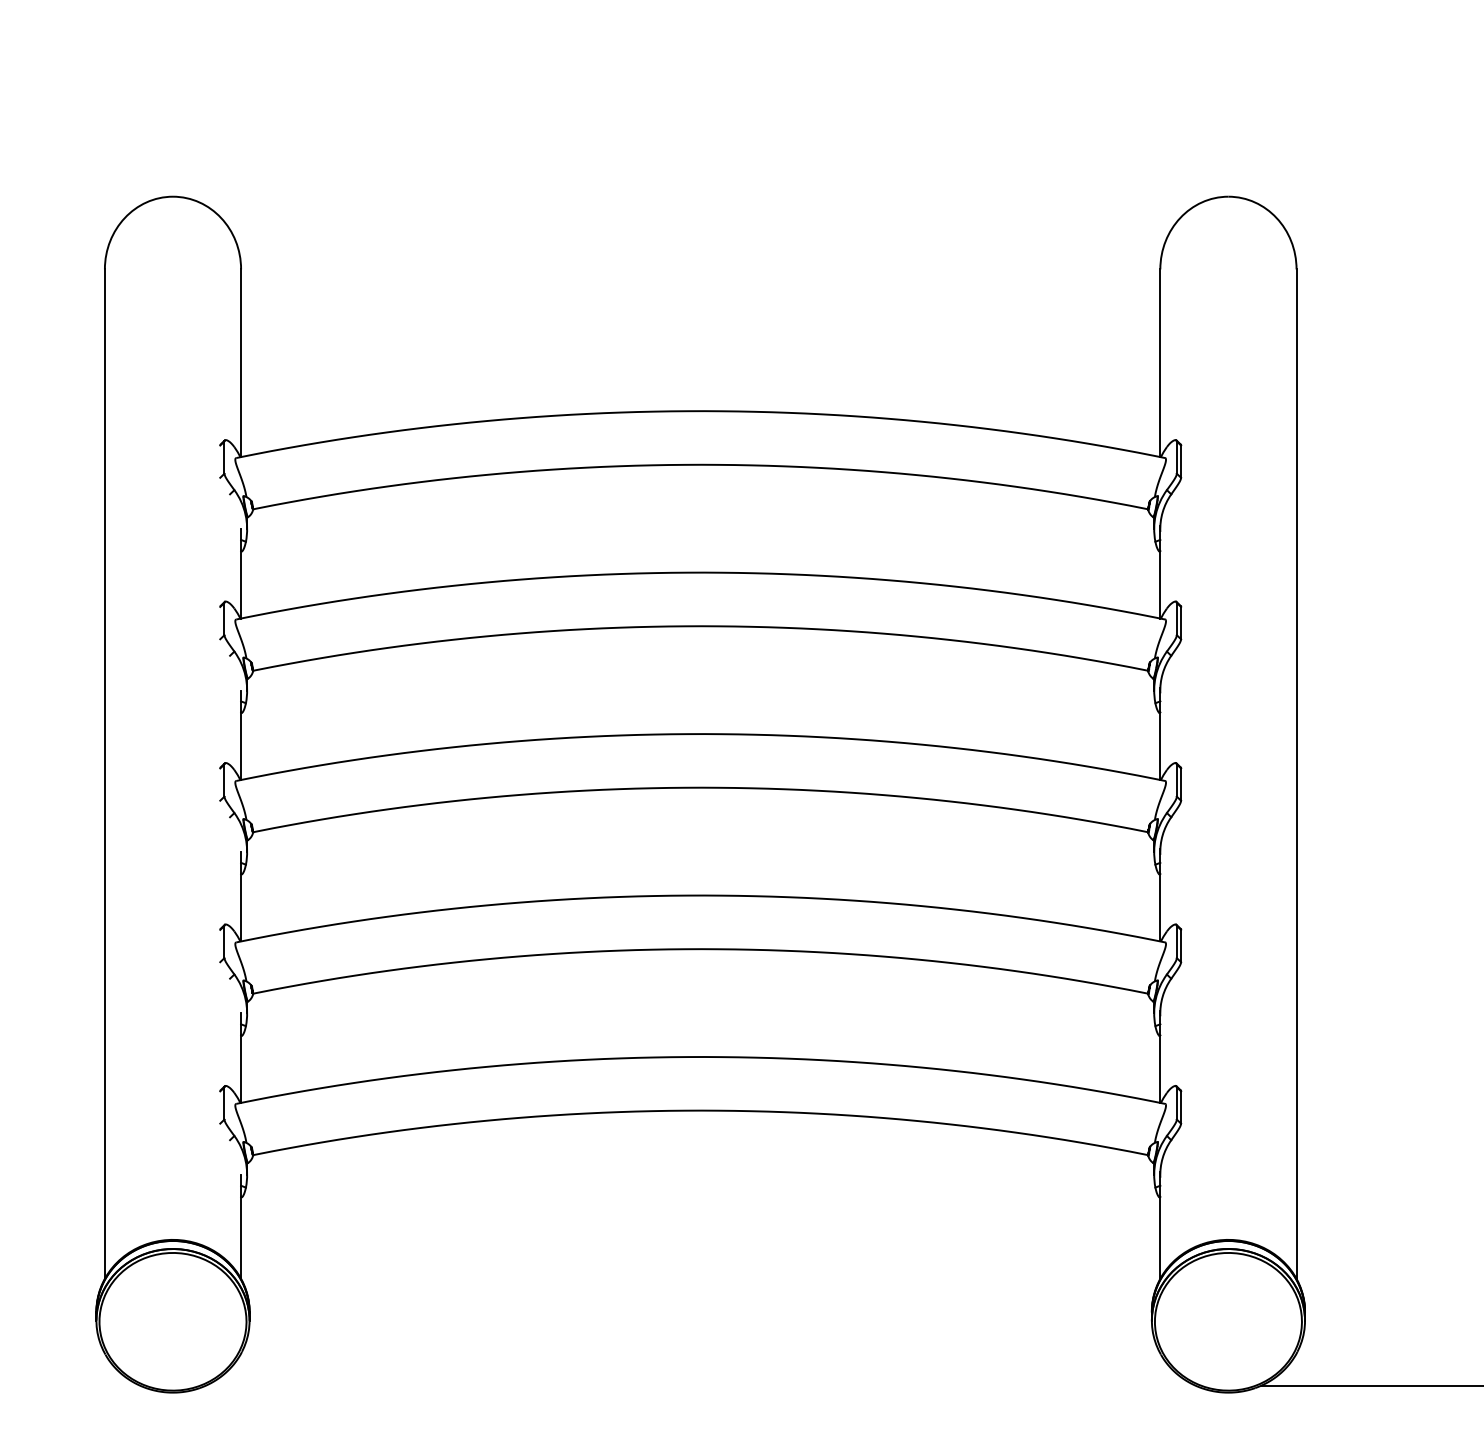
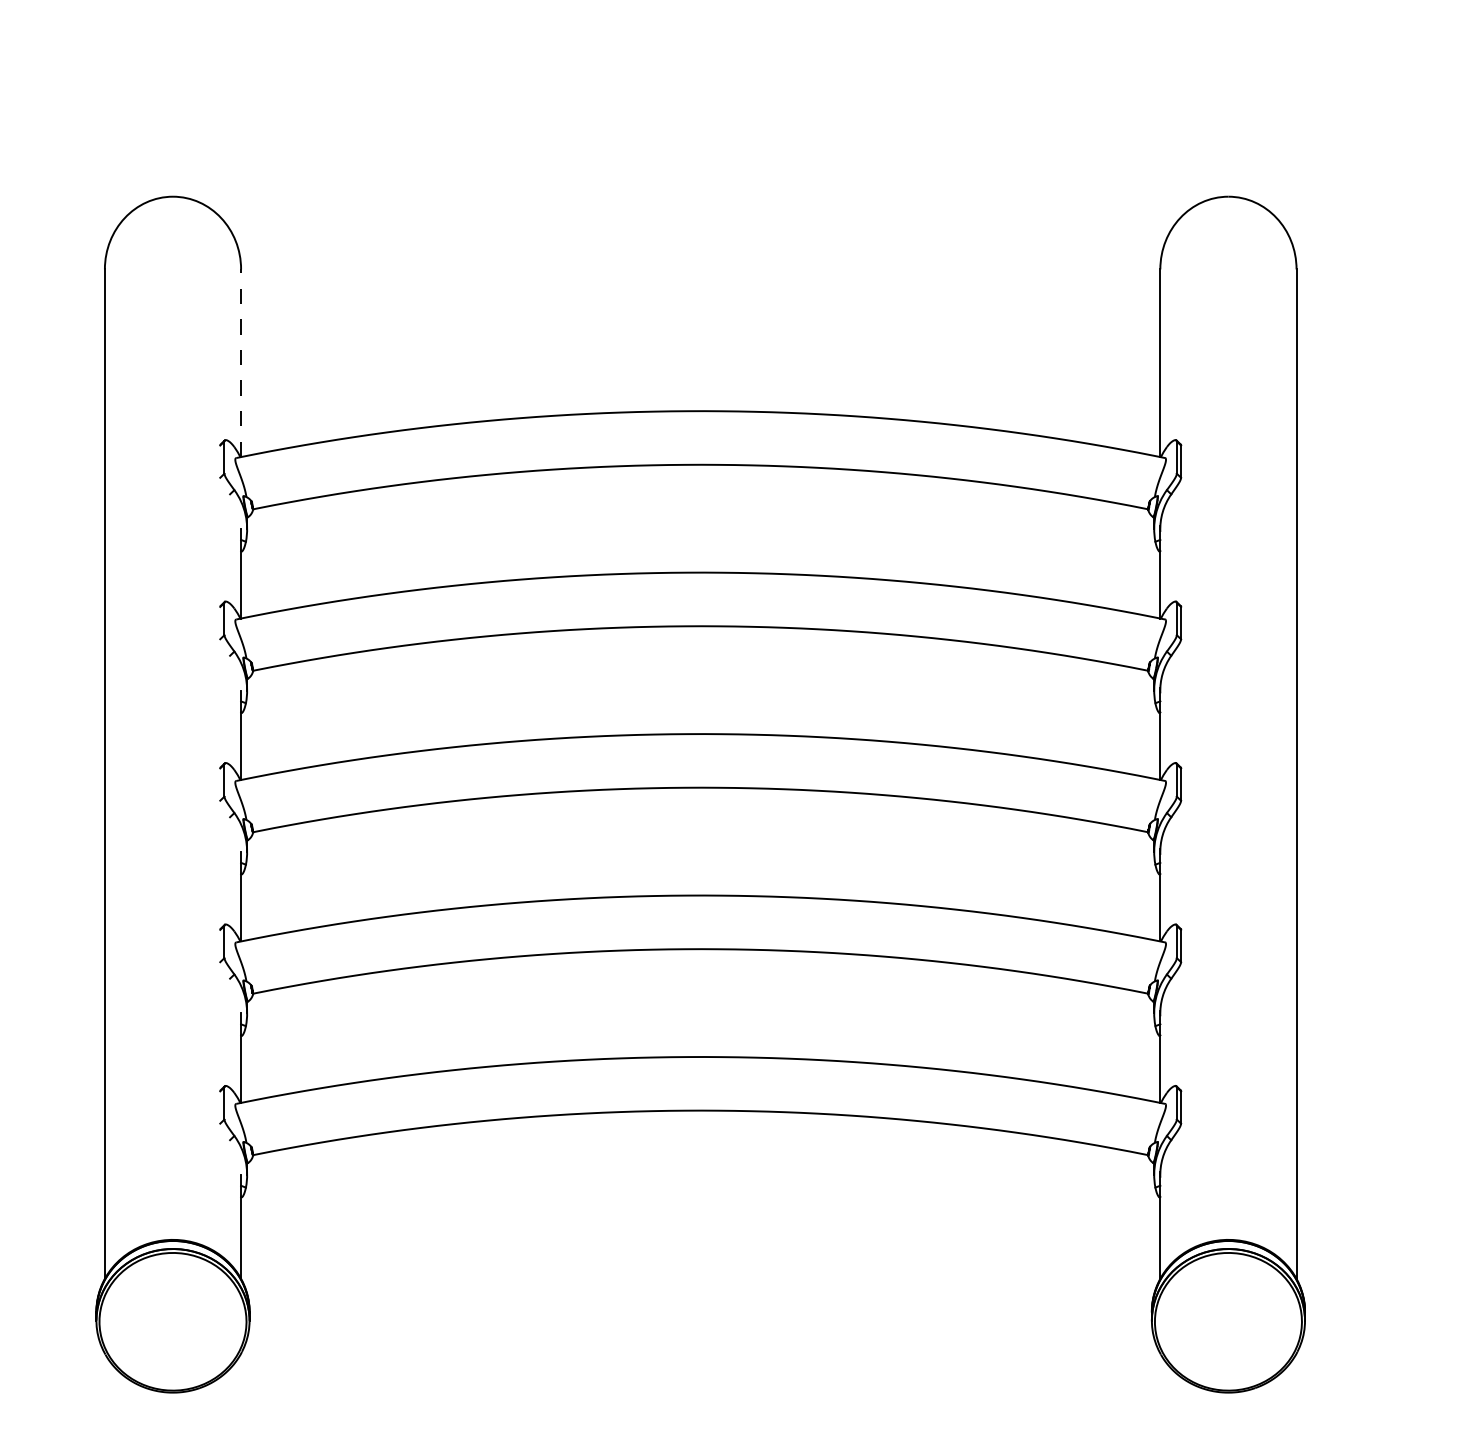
line: solid -> dashed (241, 363)
line: present -> none (1370, 1385)
